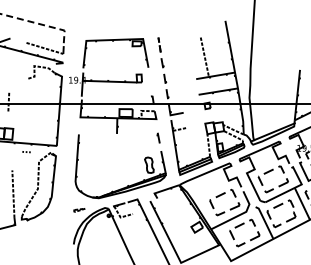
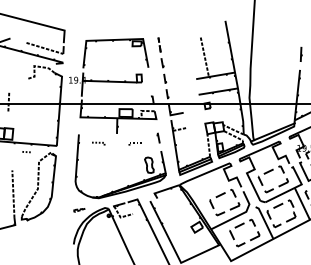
line: dashed -> solid (38, 23)
line: none -> present (300, 53)
part: none -> present (98, 143)
part: none -> present (134, 143)
